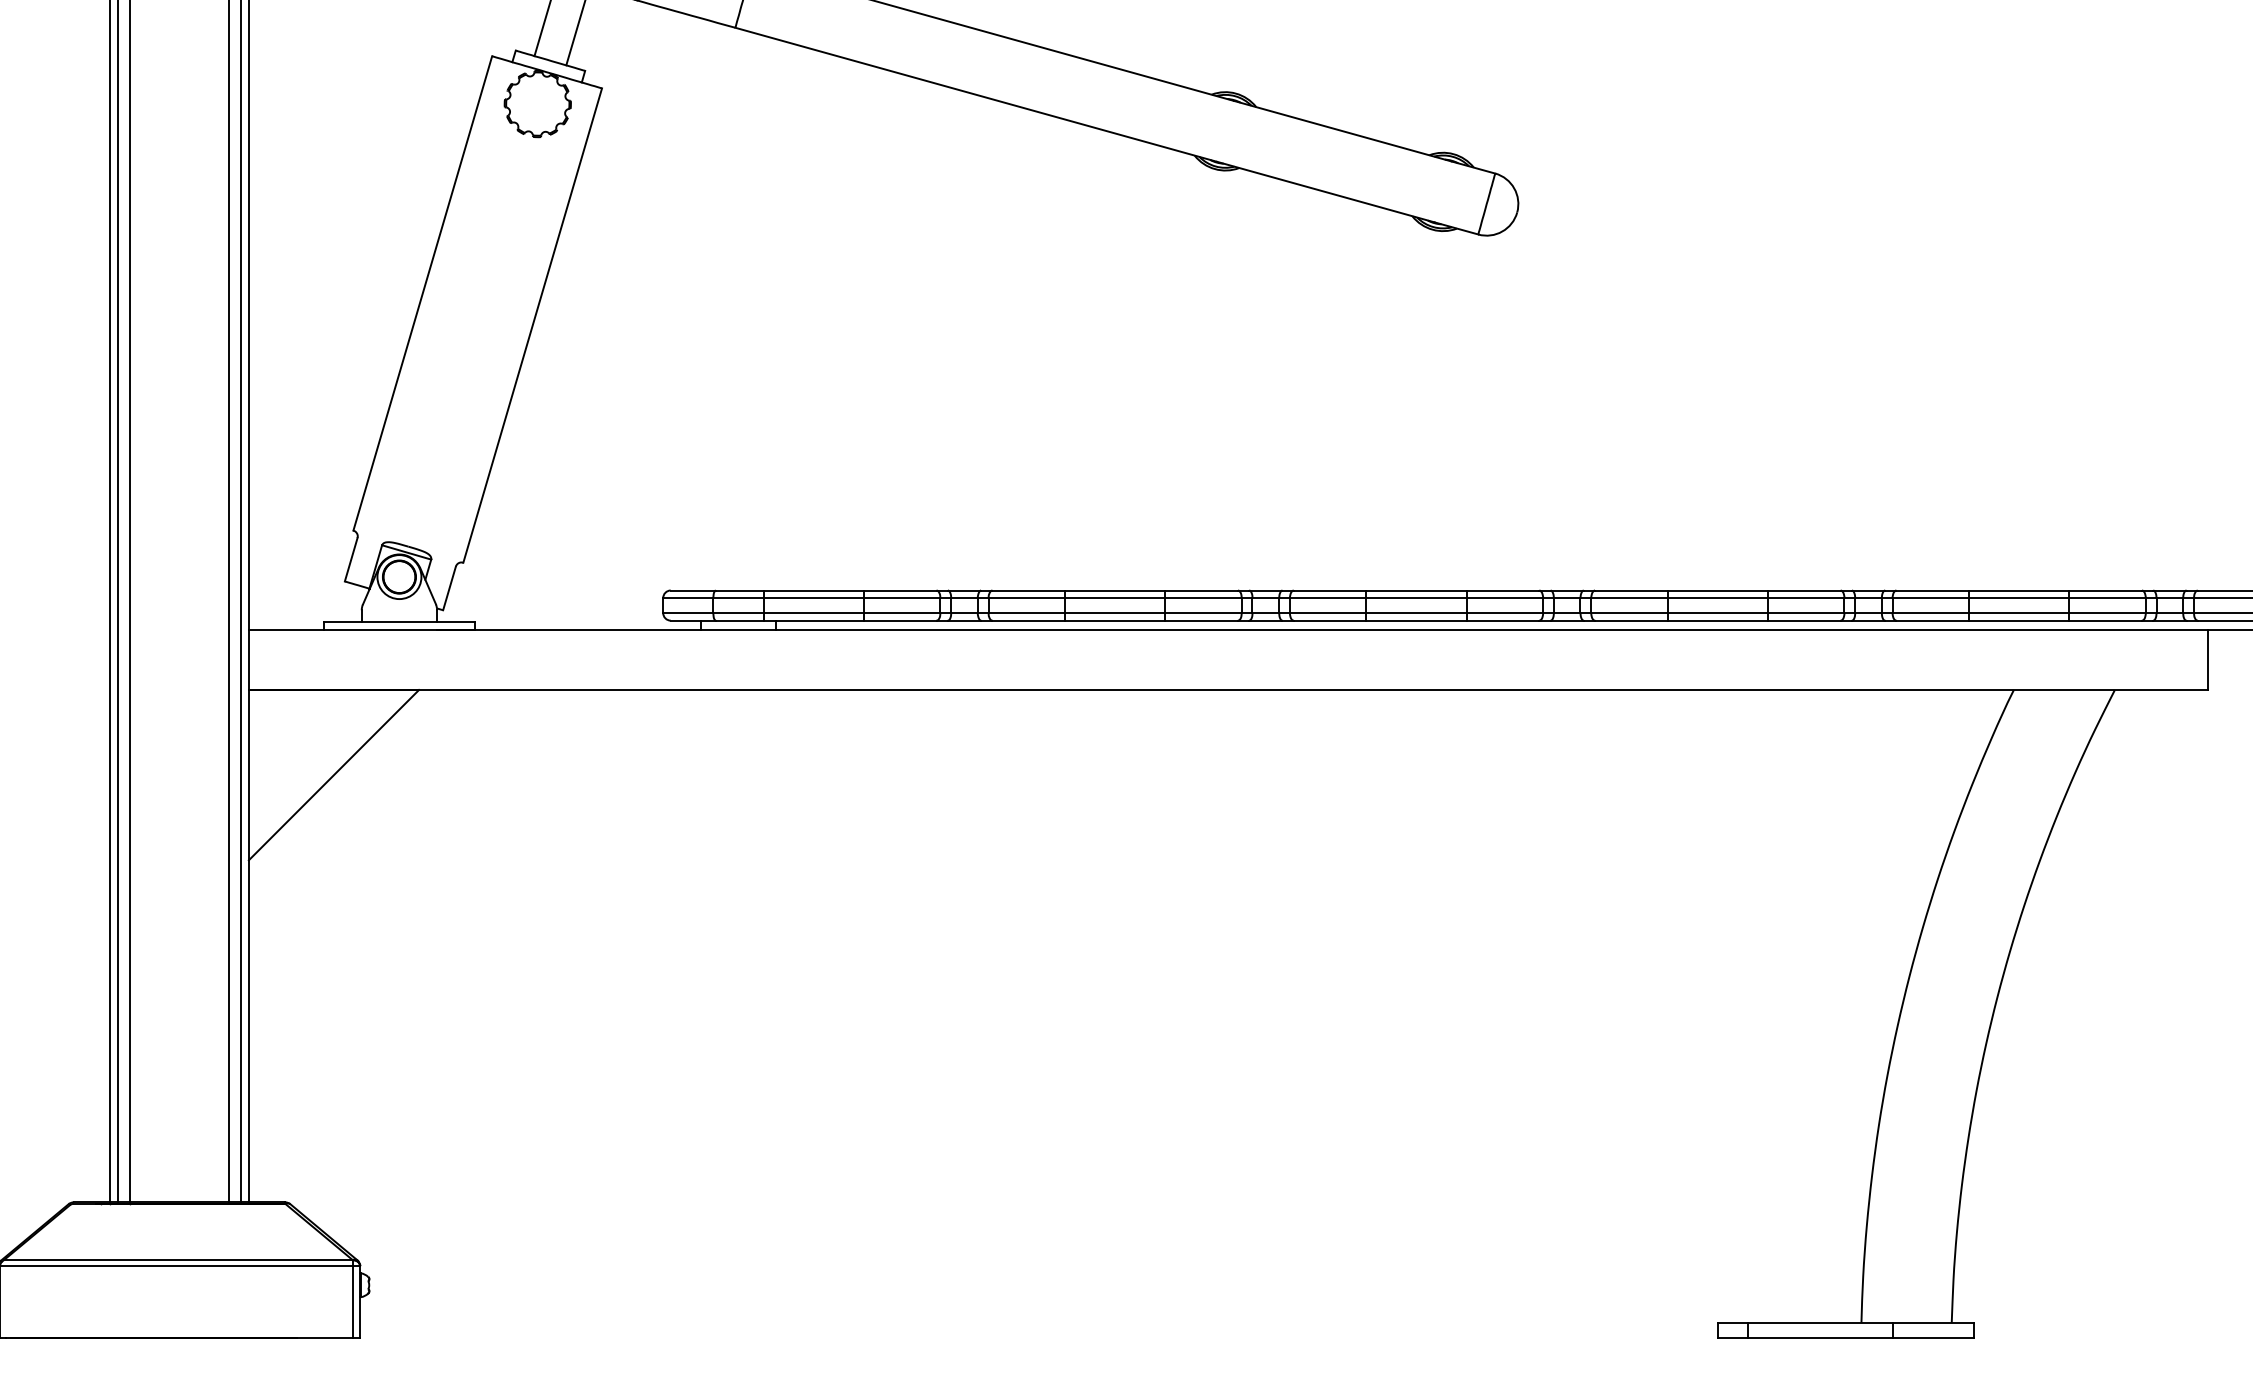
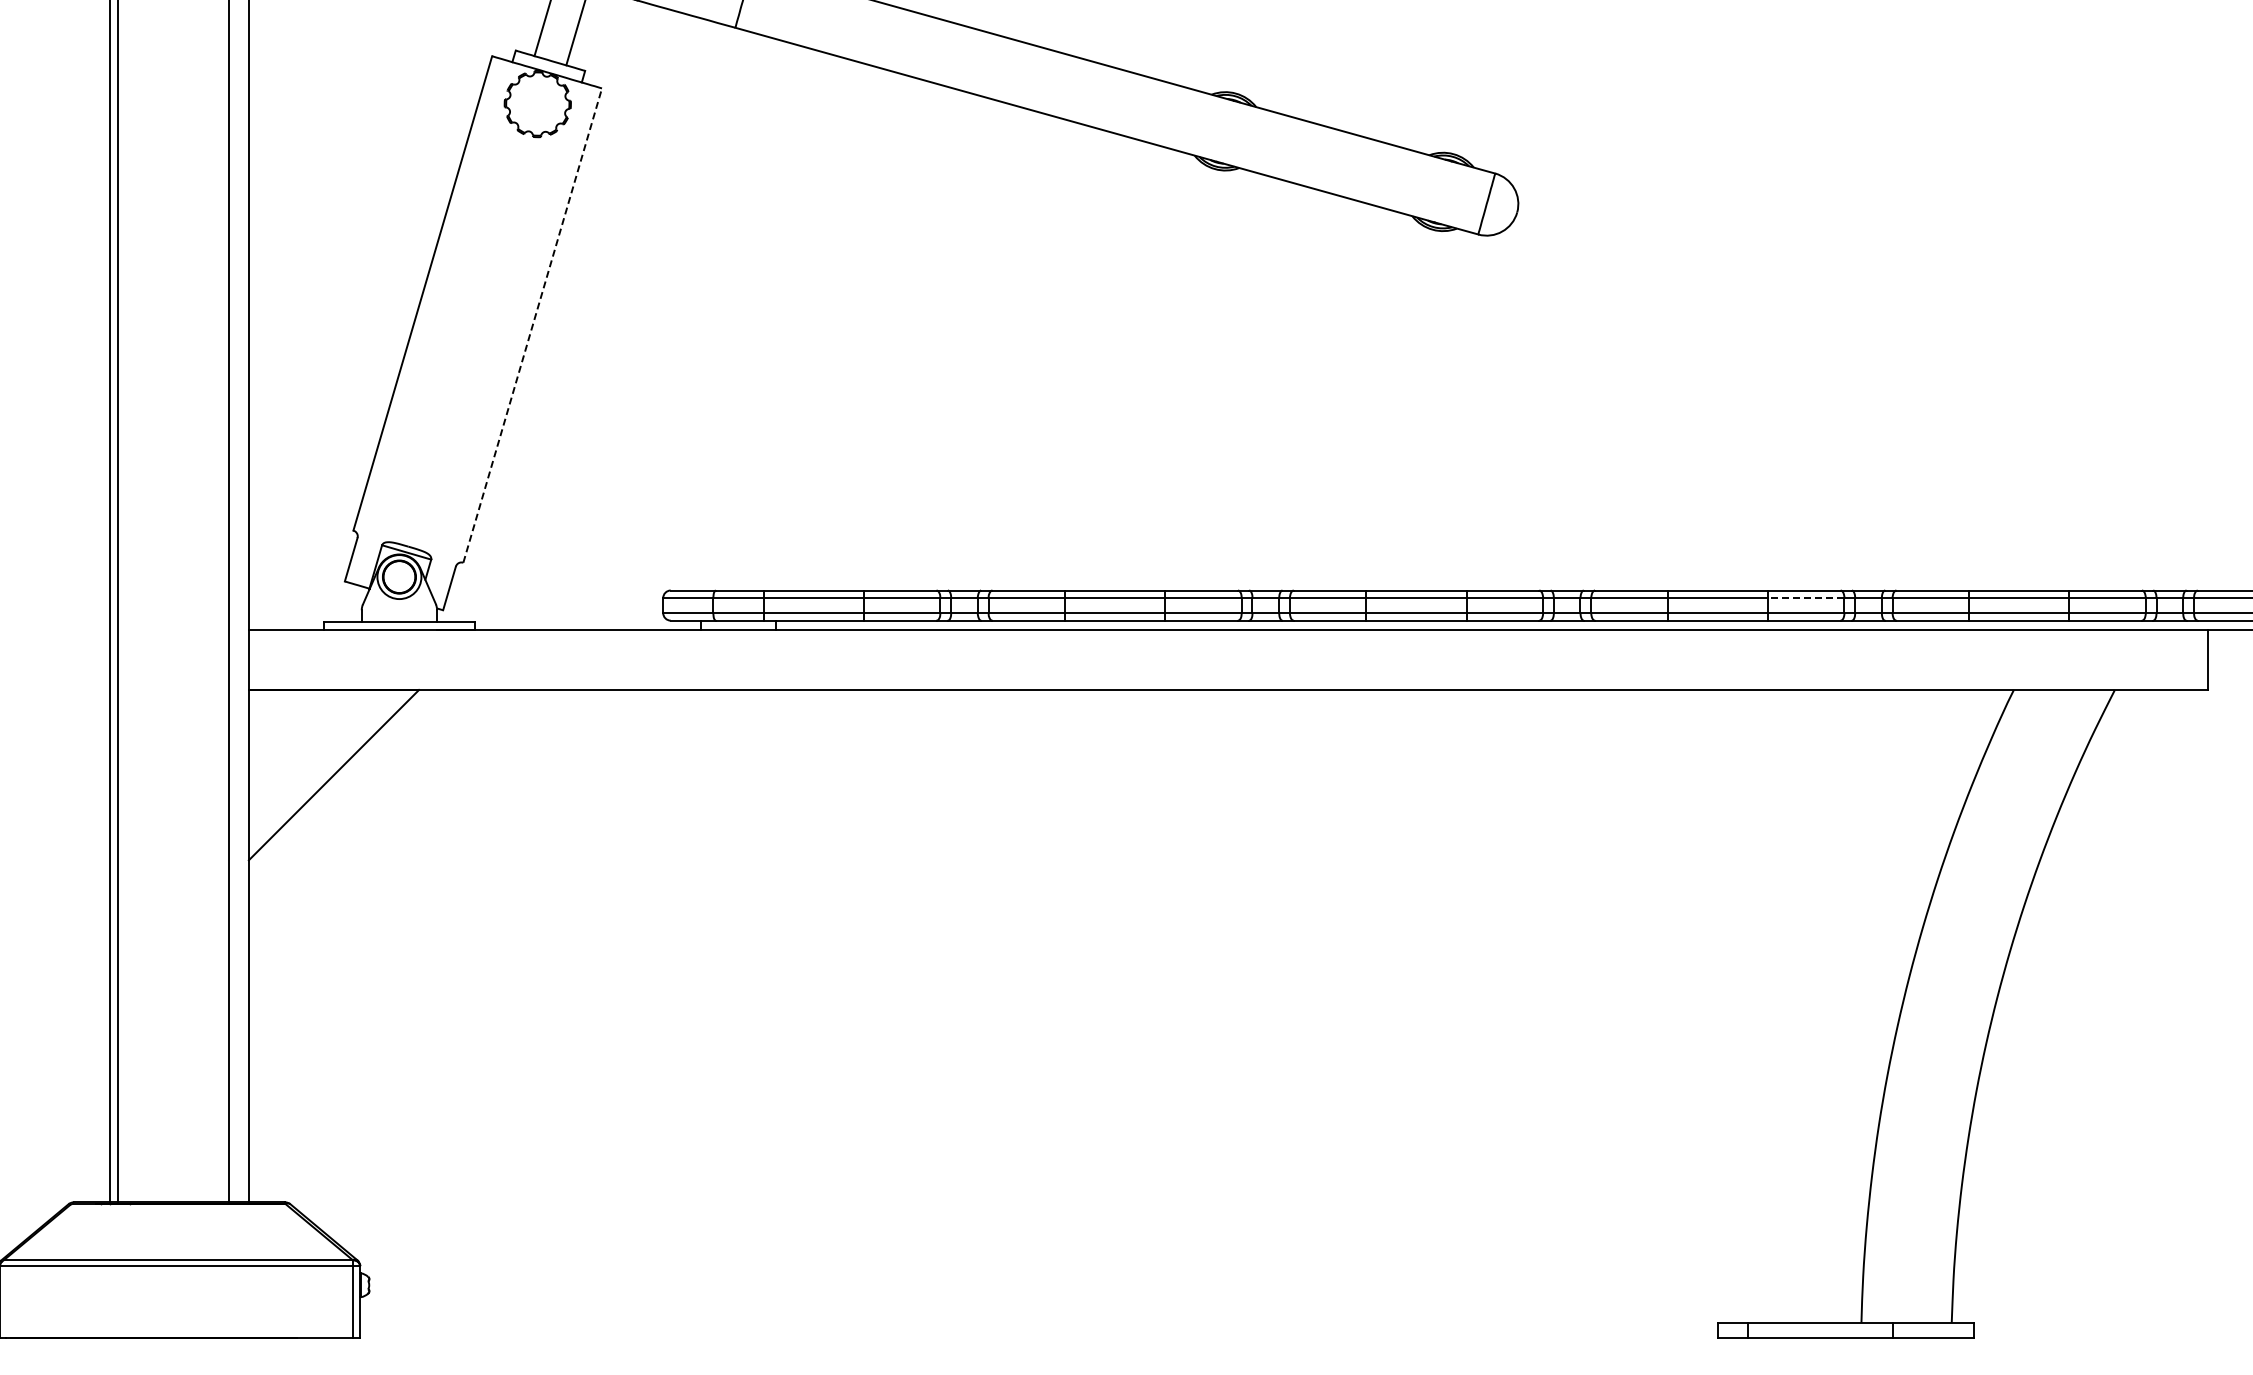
line: solid -> dashed (532, 325)
line: solid -> dashed (1805, 598)
line: present -> none (129, 602)
line: present -> none (241, 602)
